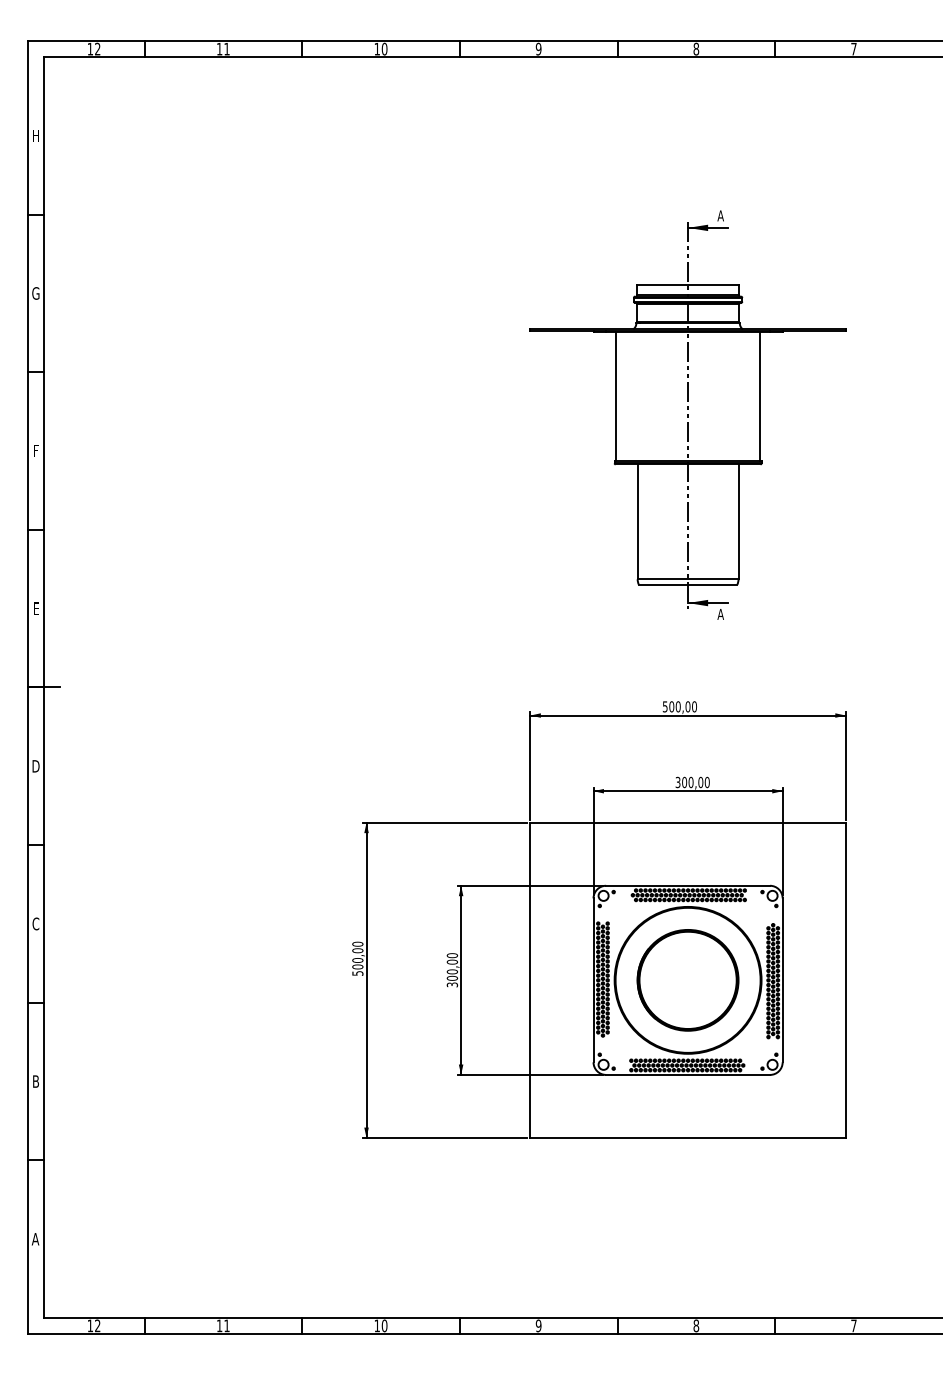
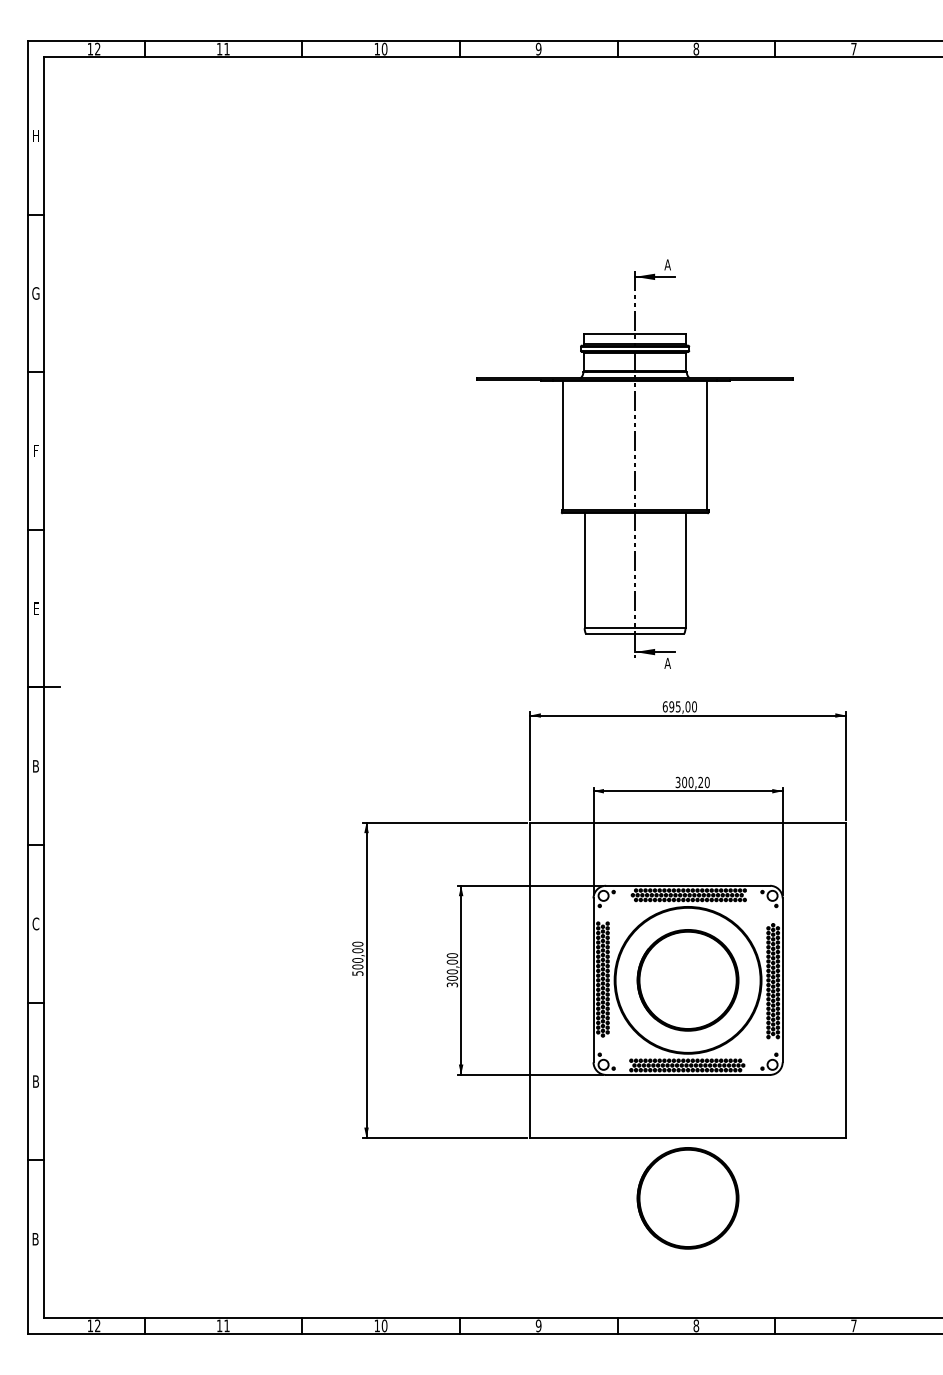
part position: (687, 414) -> (634, 463) (634, 463)
text: 500,00 -> 695,00 (671, 706)
text: D -> B (35, 766)
text: 300,00 -> 300,20 (700, 782)
part: none -> present (687, 1198)
text: A -> B (35, 1239)
